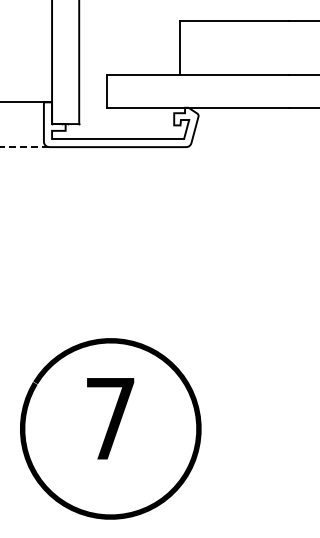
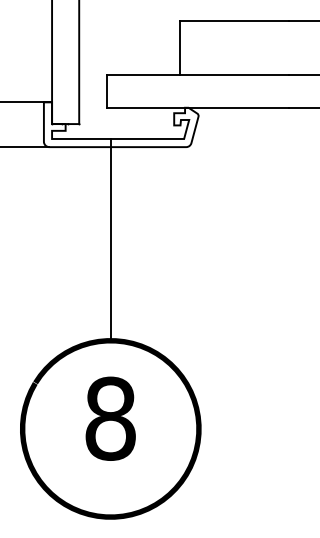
line: dashed -> solid (24, 147)
line: none -> present (110, 239)
text: 7 -> 8 (110, 418)
